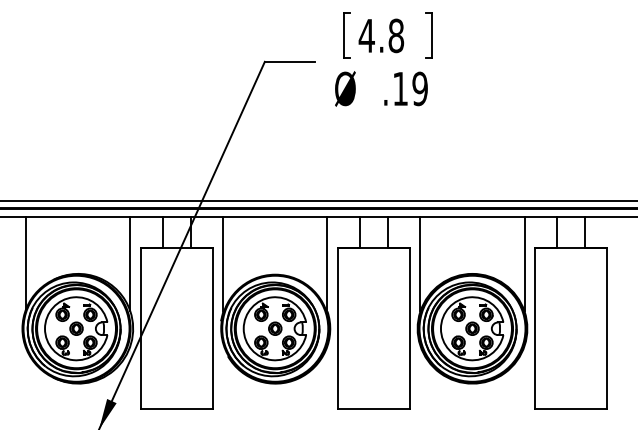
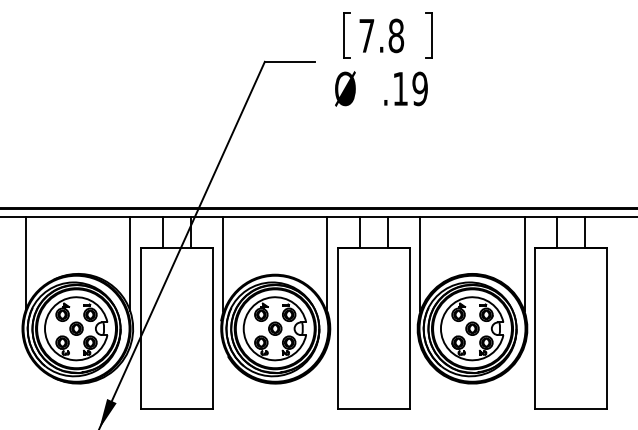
text: 4.8 -> 7.8 (366, 35)
line: present -> none (318, 200)
